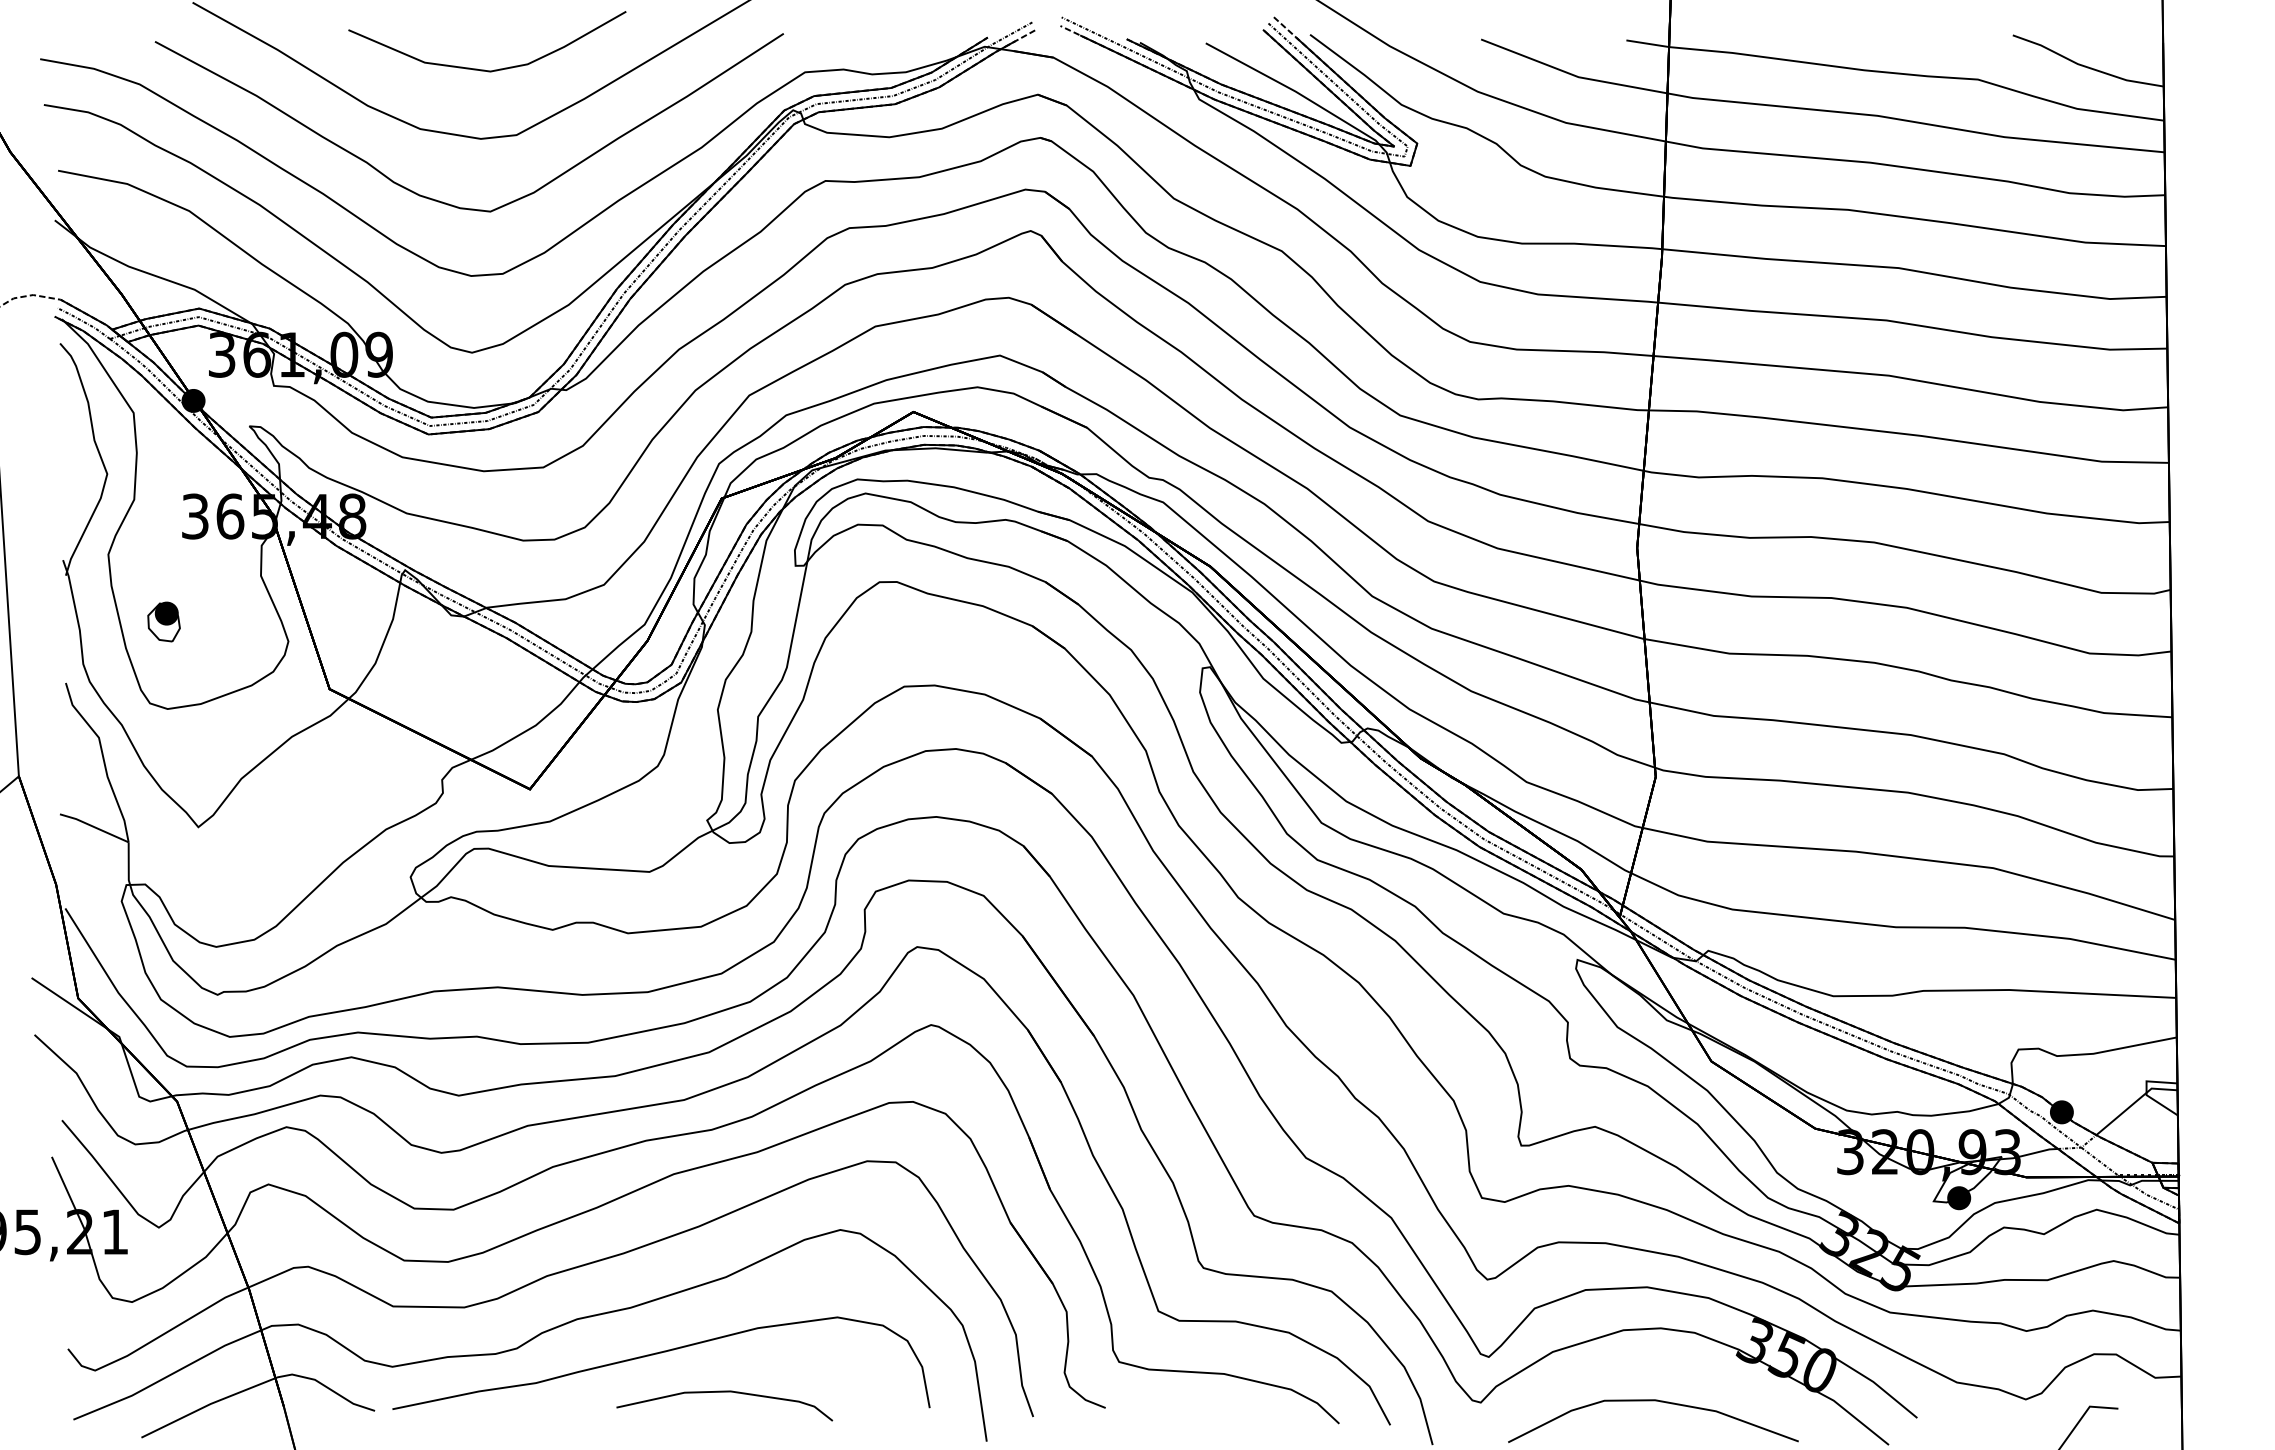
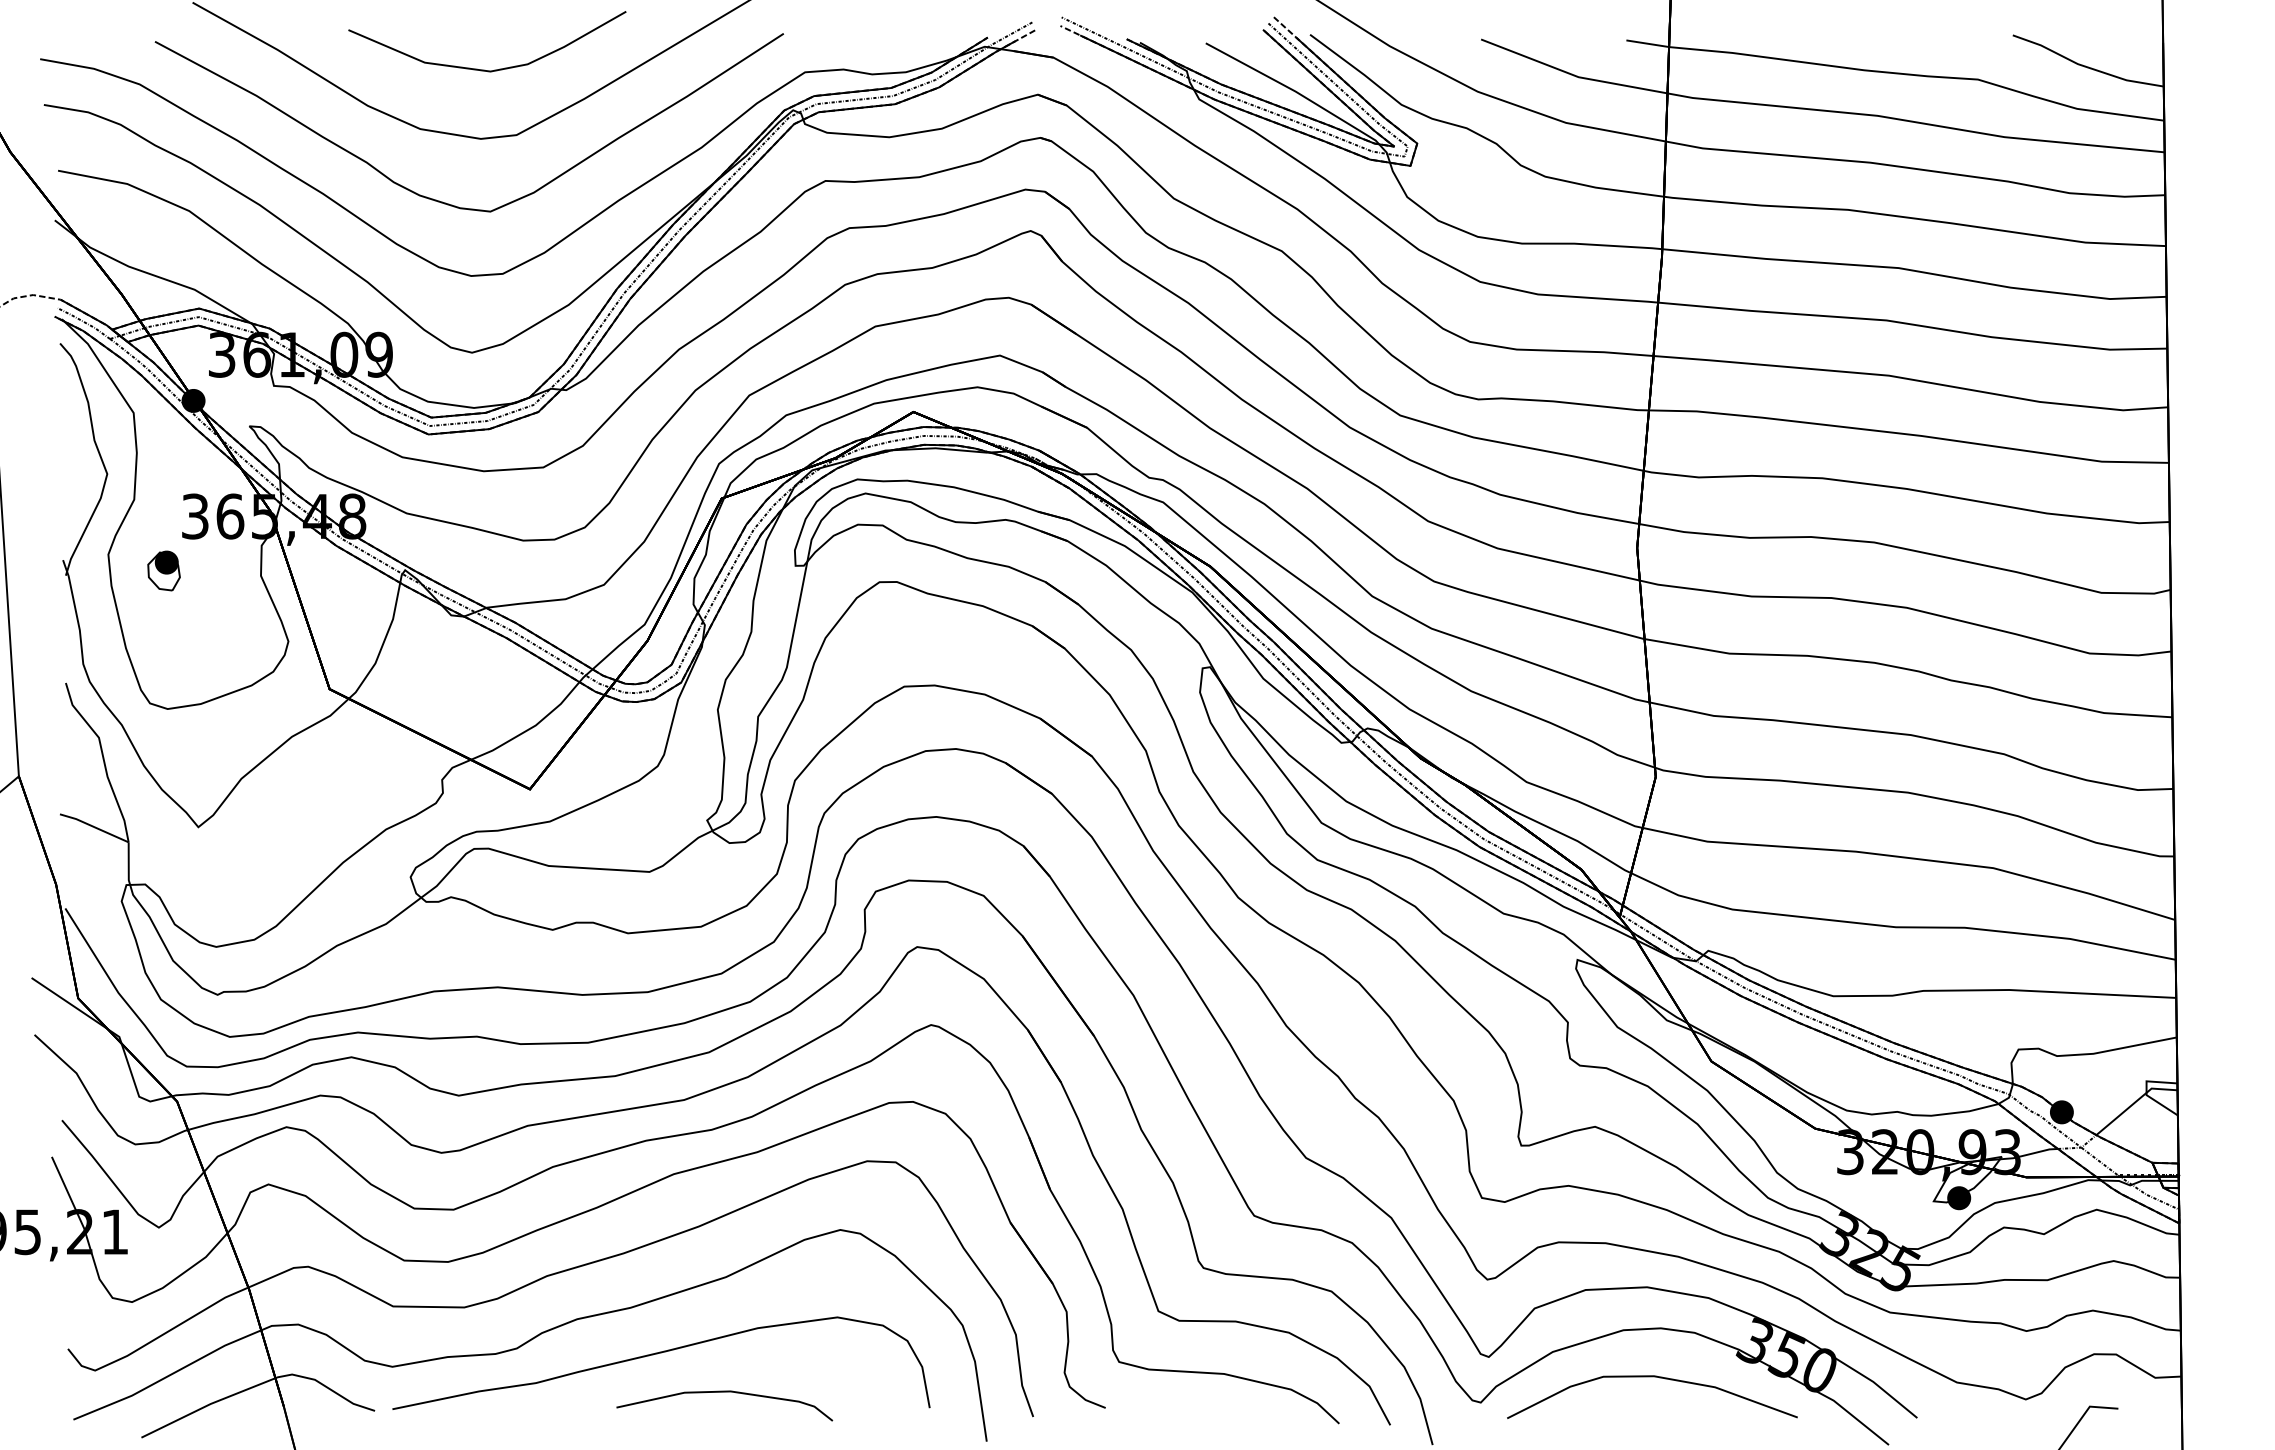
part position: (163, 621) -> (163, 570) (163, 570)
curve position: (1653, 1401) -> (1652, 1377) (1652, 1377)
